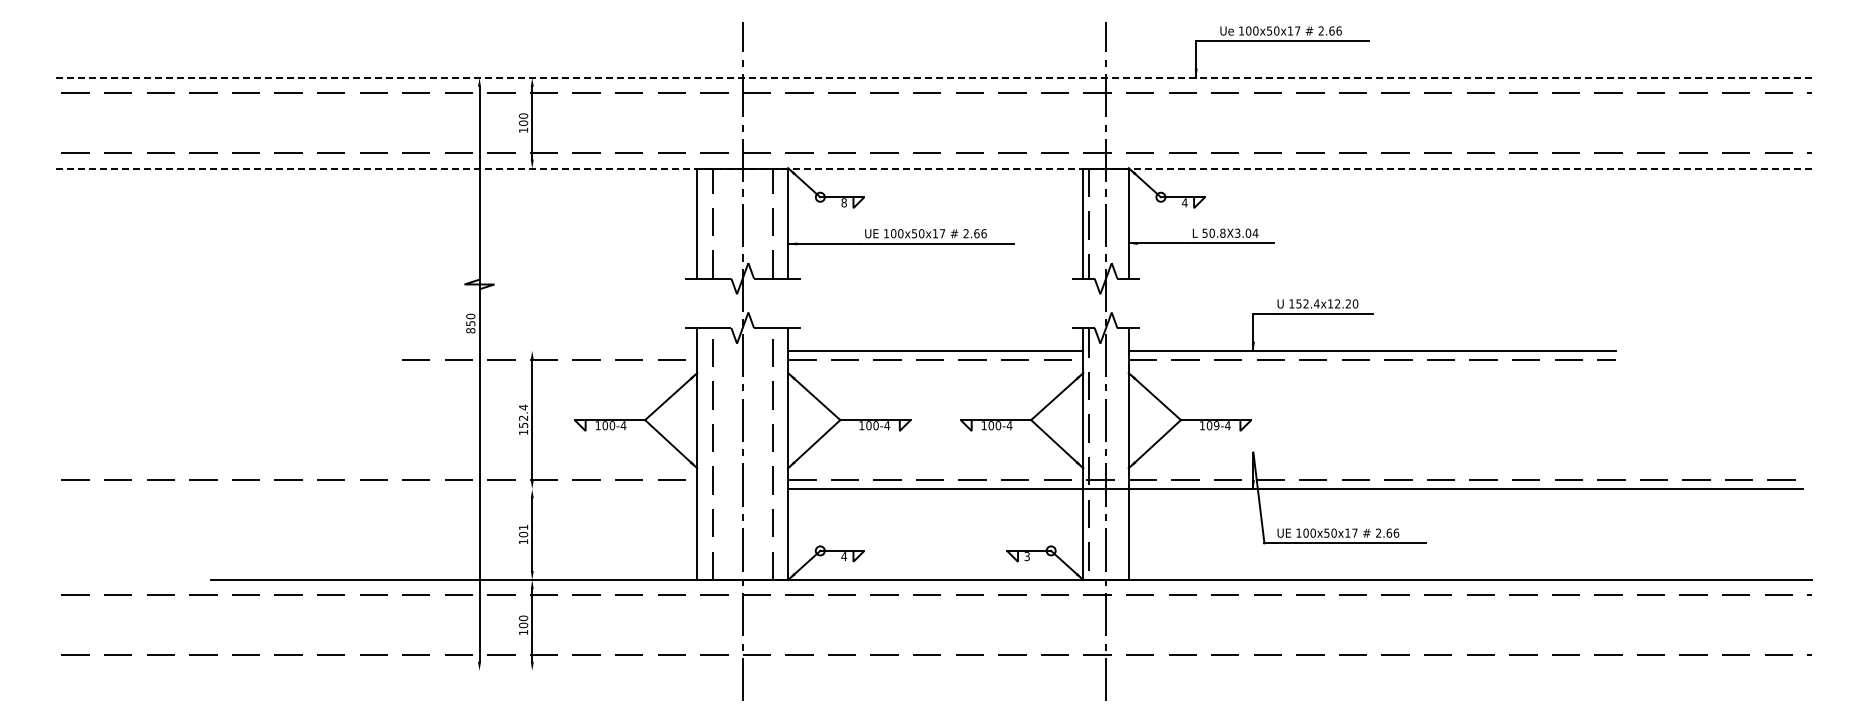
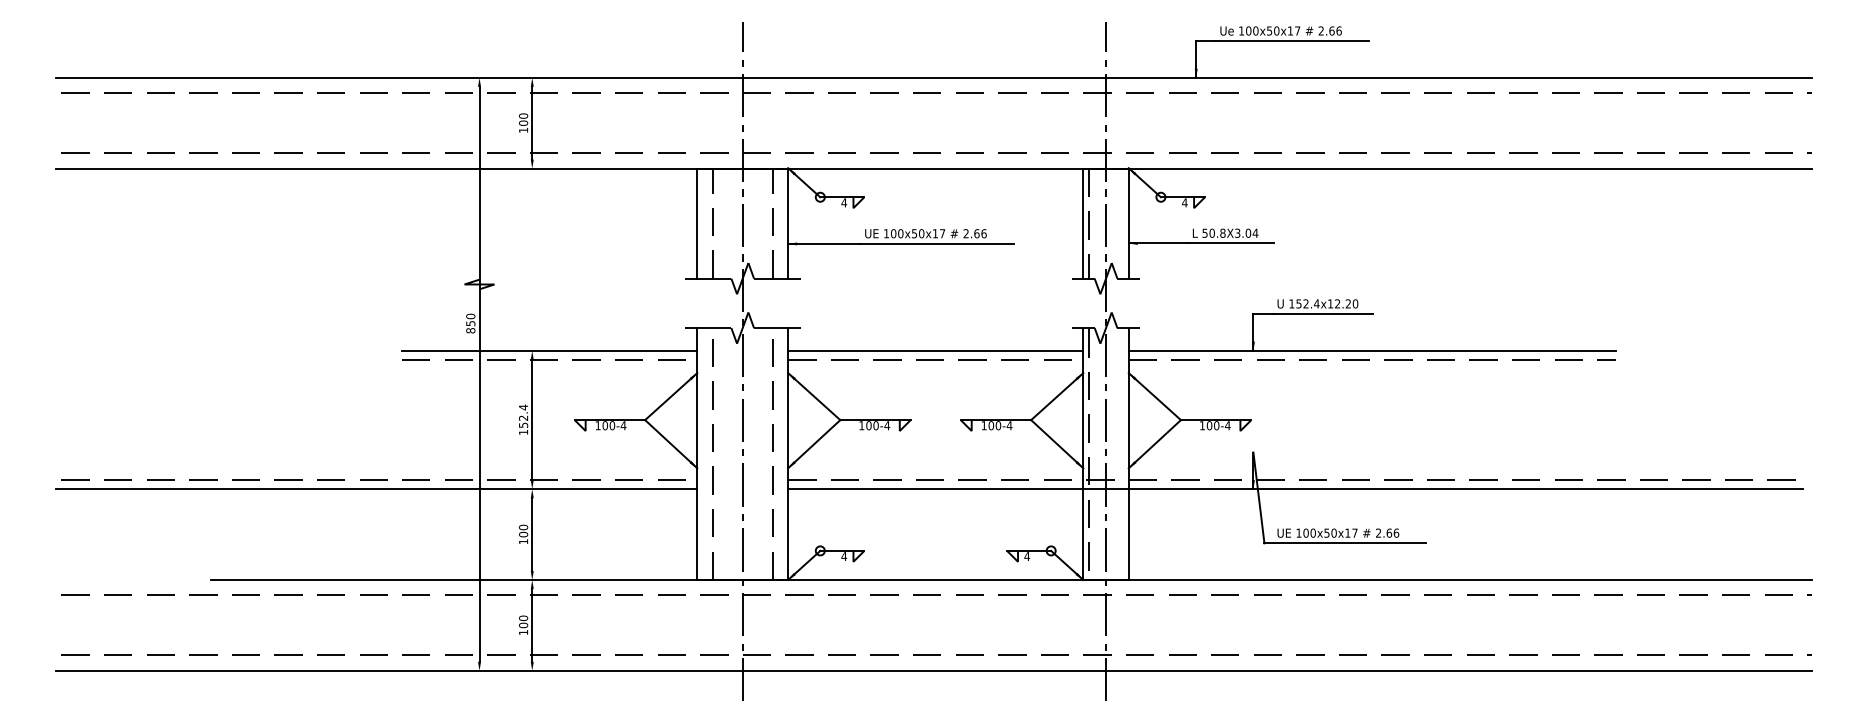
line: dashed -> solid (934, 77)
line: dashed -> solid (934, 168)
text: 8 -> 4 (844, 202)
line: none -> present (549, 350)
text: 109-4 -> 100-4 (1216, 425)
line: none -> present (376, 489)
text: 101 -> 100 (523, 527)
text: 3 -> 4 (1027, 556)
line: none -> present (933, 670)
